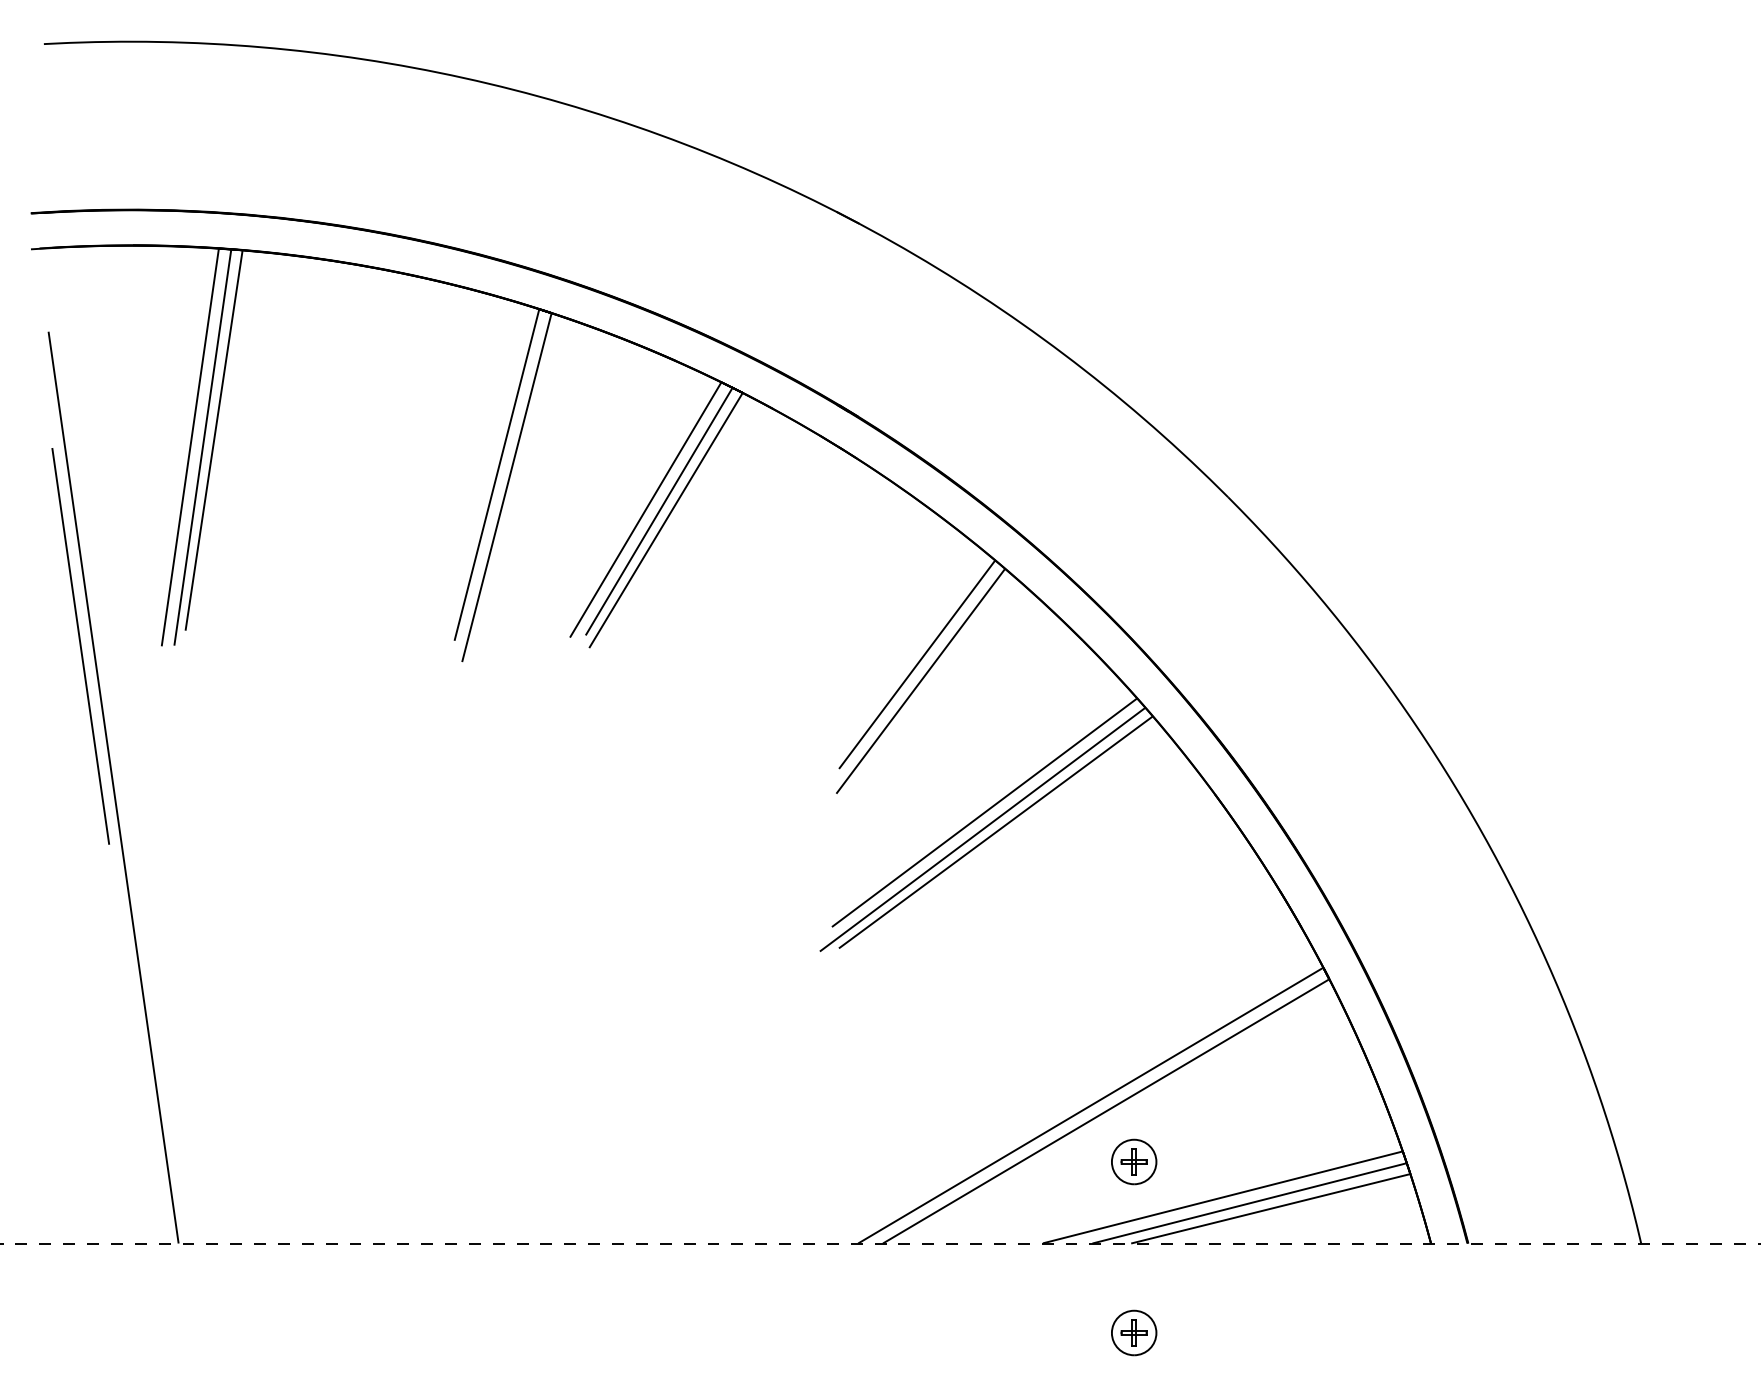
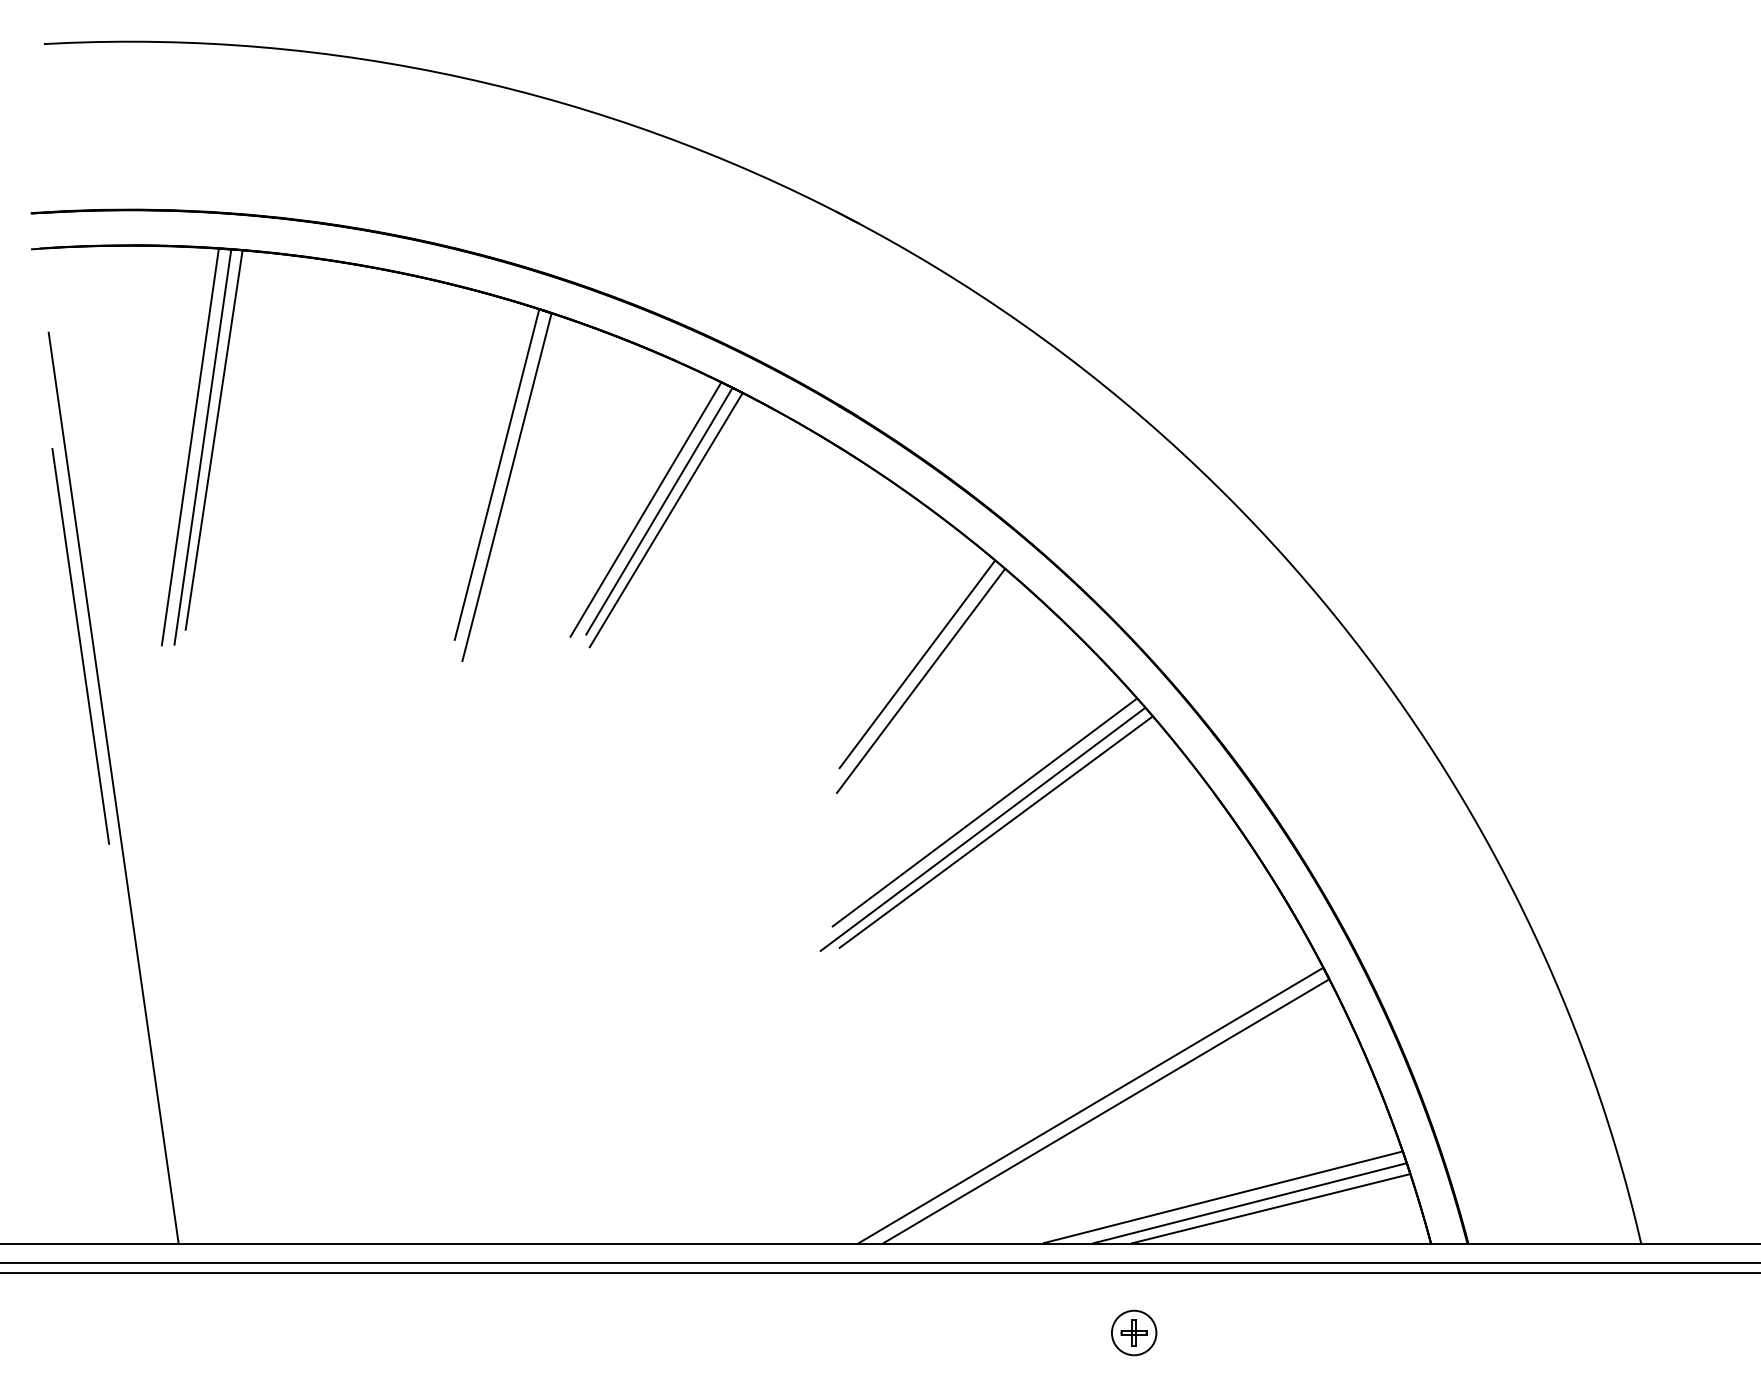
part: present -> none (1134, 1161)
line: dashed -> solid (879, 1243)
line: none -> present (879, 1263)
line: none -> present (879, 1273)
